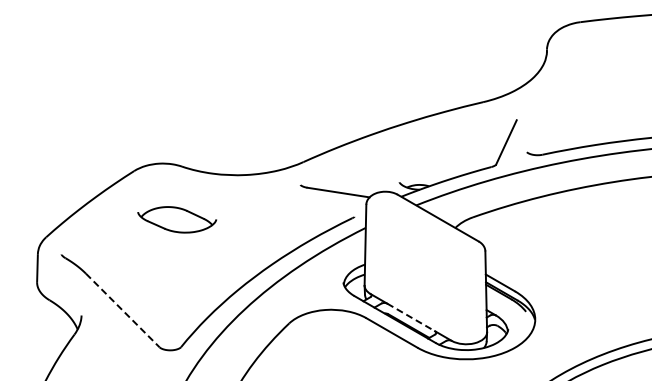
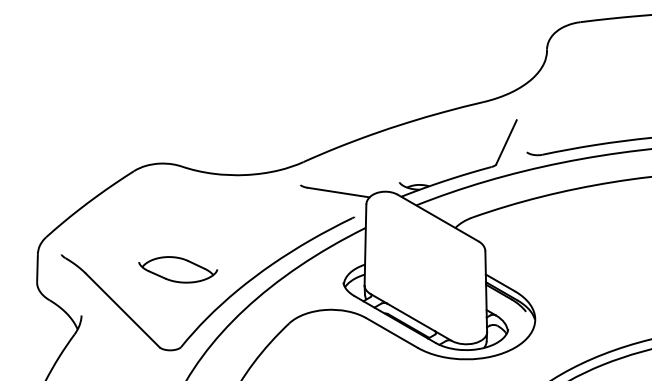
part position: (177, 219) -> (178, 269) (178, 269)
line: dashed -> solid (123, 310)
line: dashed -> solid (411, 317)
